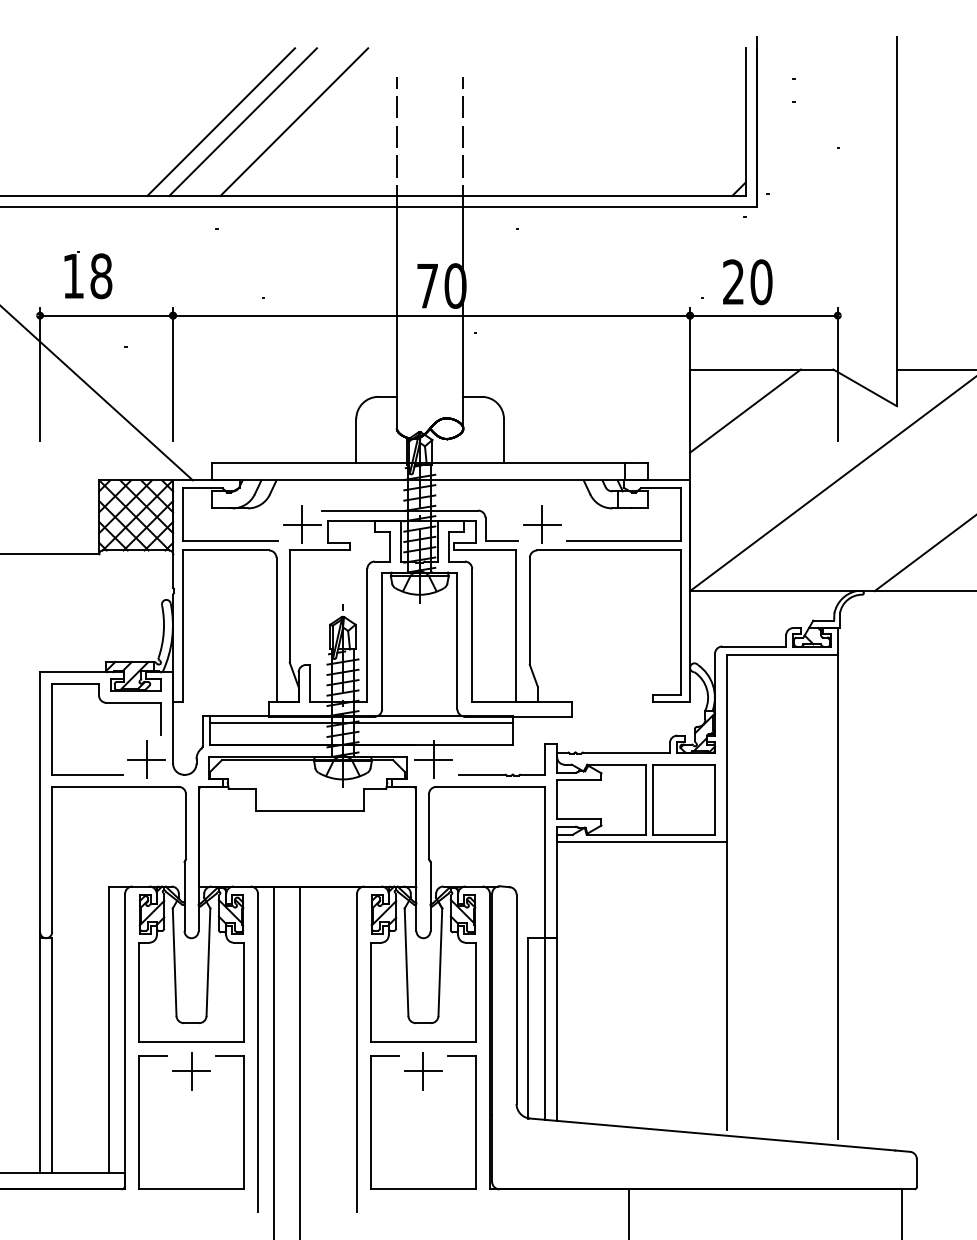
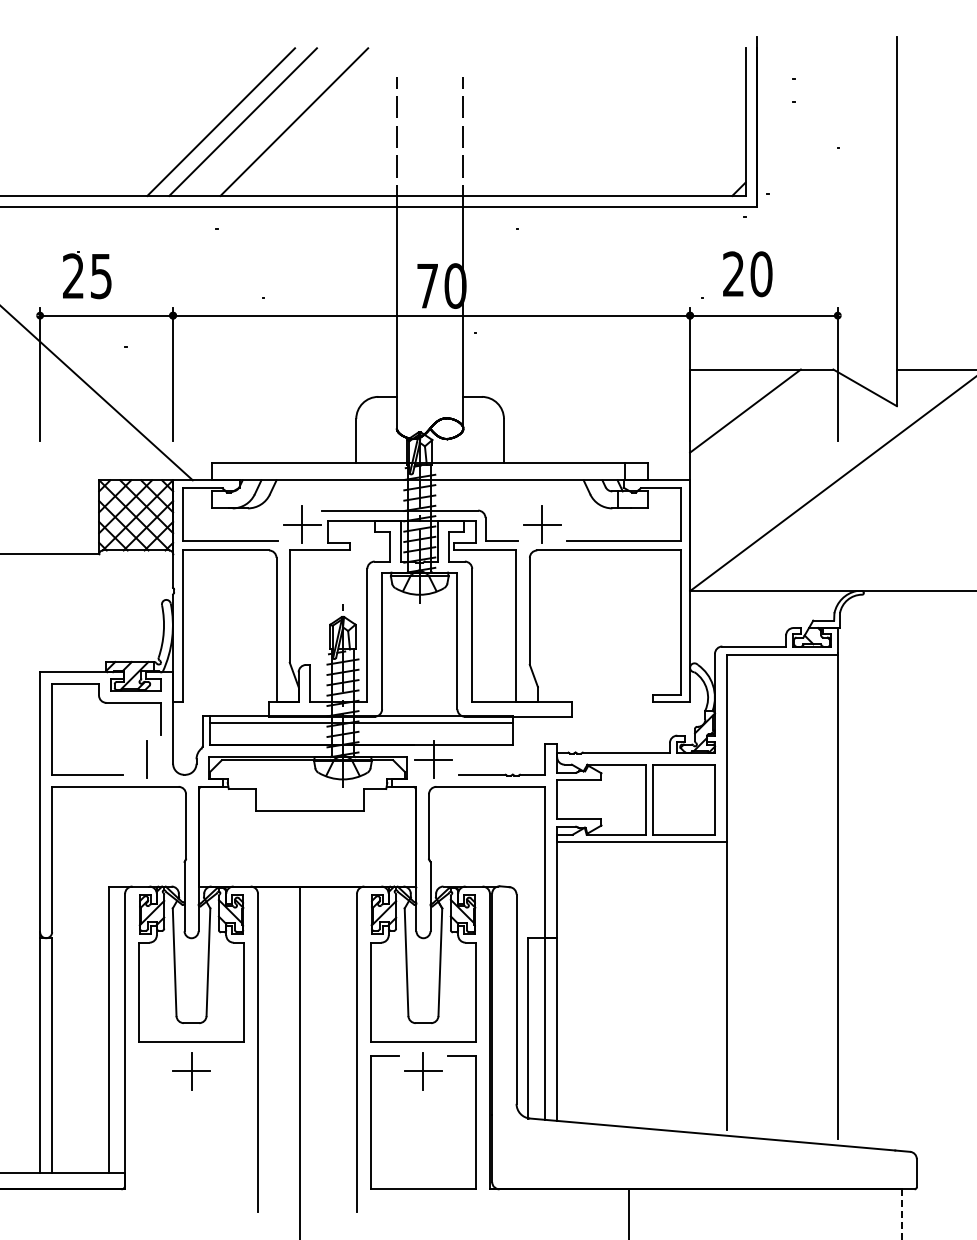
text: 18 -> 25 (87, 276)
text position: (747, 282) -> (747, 274) (747, 274)
line: present -> none (923, 554)
line: present -> none (146, 759)
line: present -> none (274, 1061)
part: present -> none (139, 1122)
line: solid -> dashed (902, 1214)
